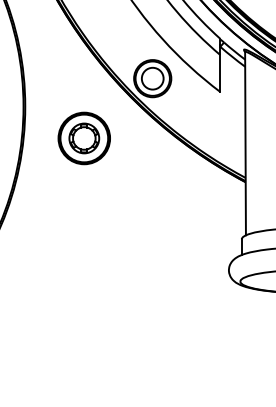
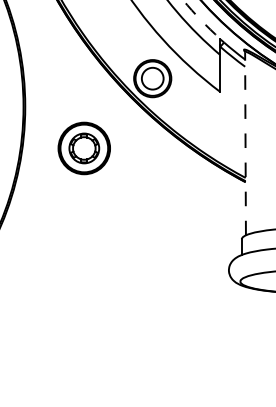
arc: solid -> dashed (200, 20)
part position: (83, 138) -> (83, 148) (83, 148)
line: solid -> dashed (245, 143)
